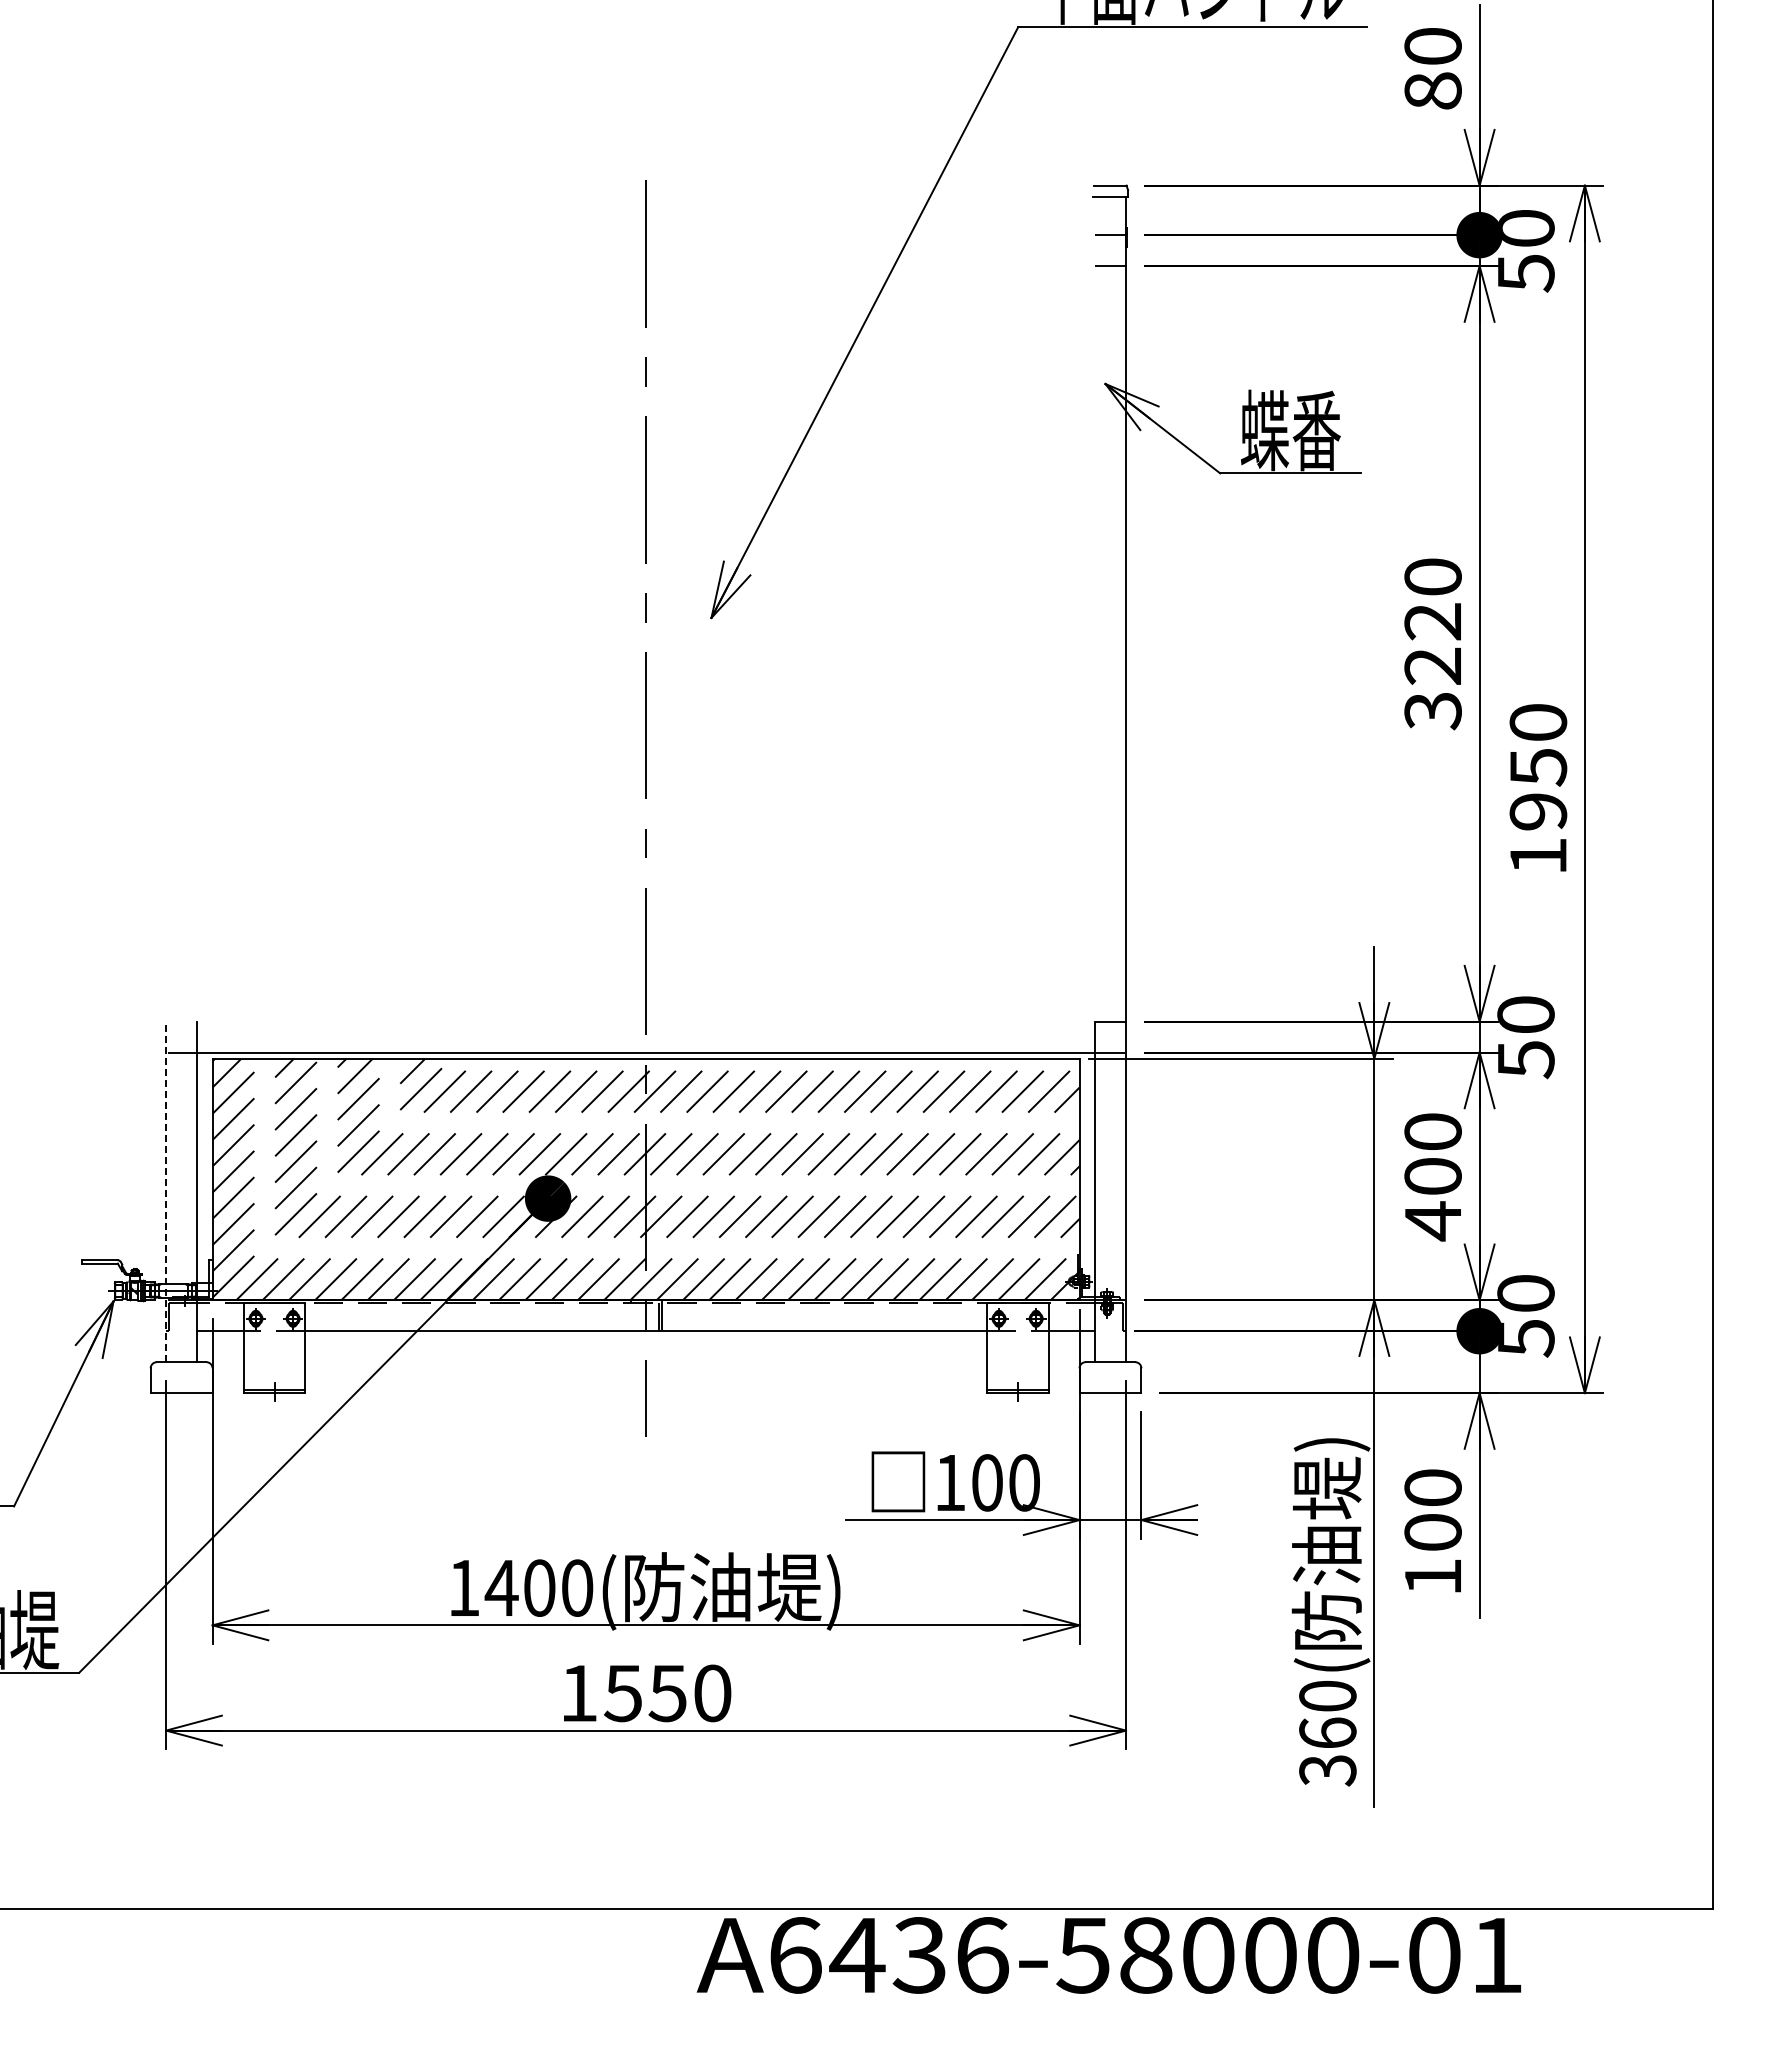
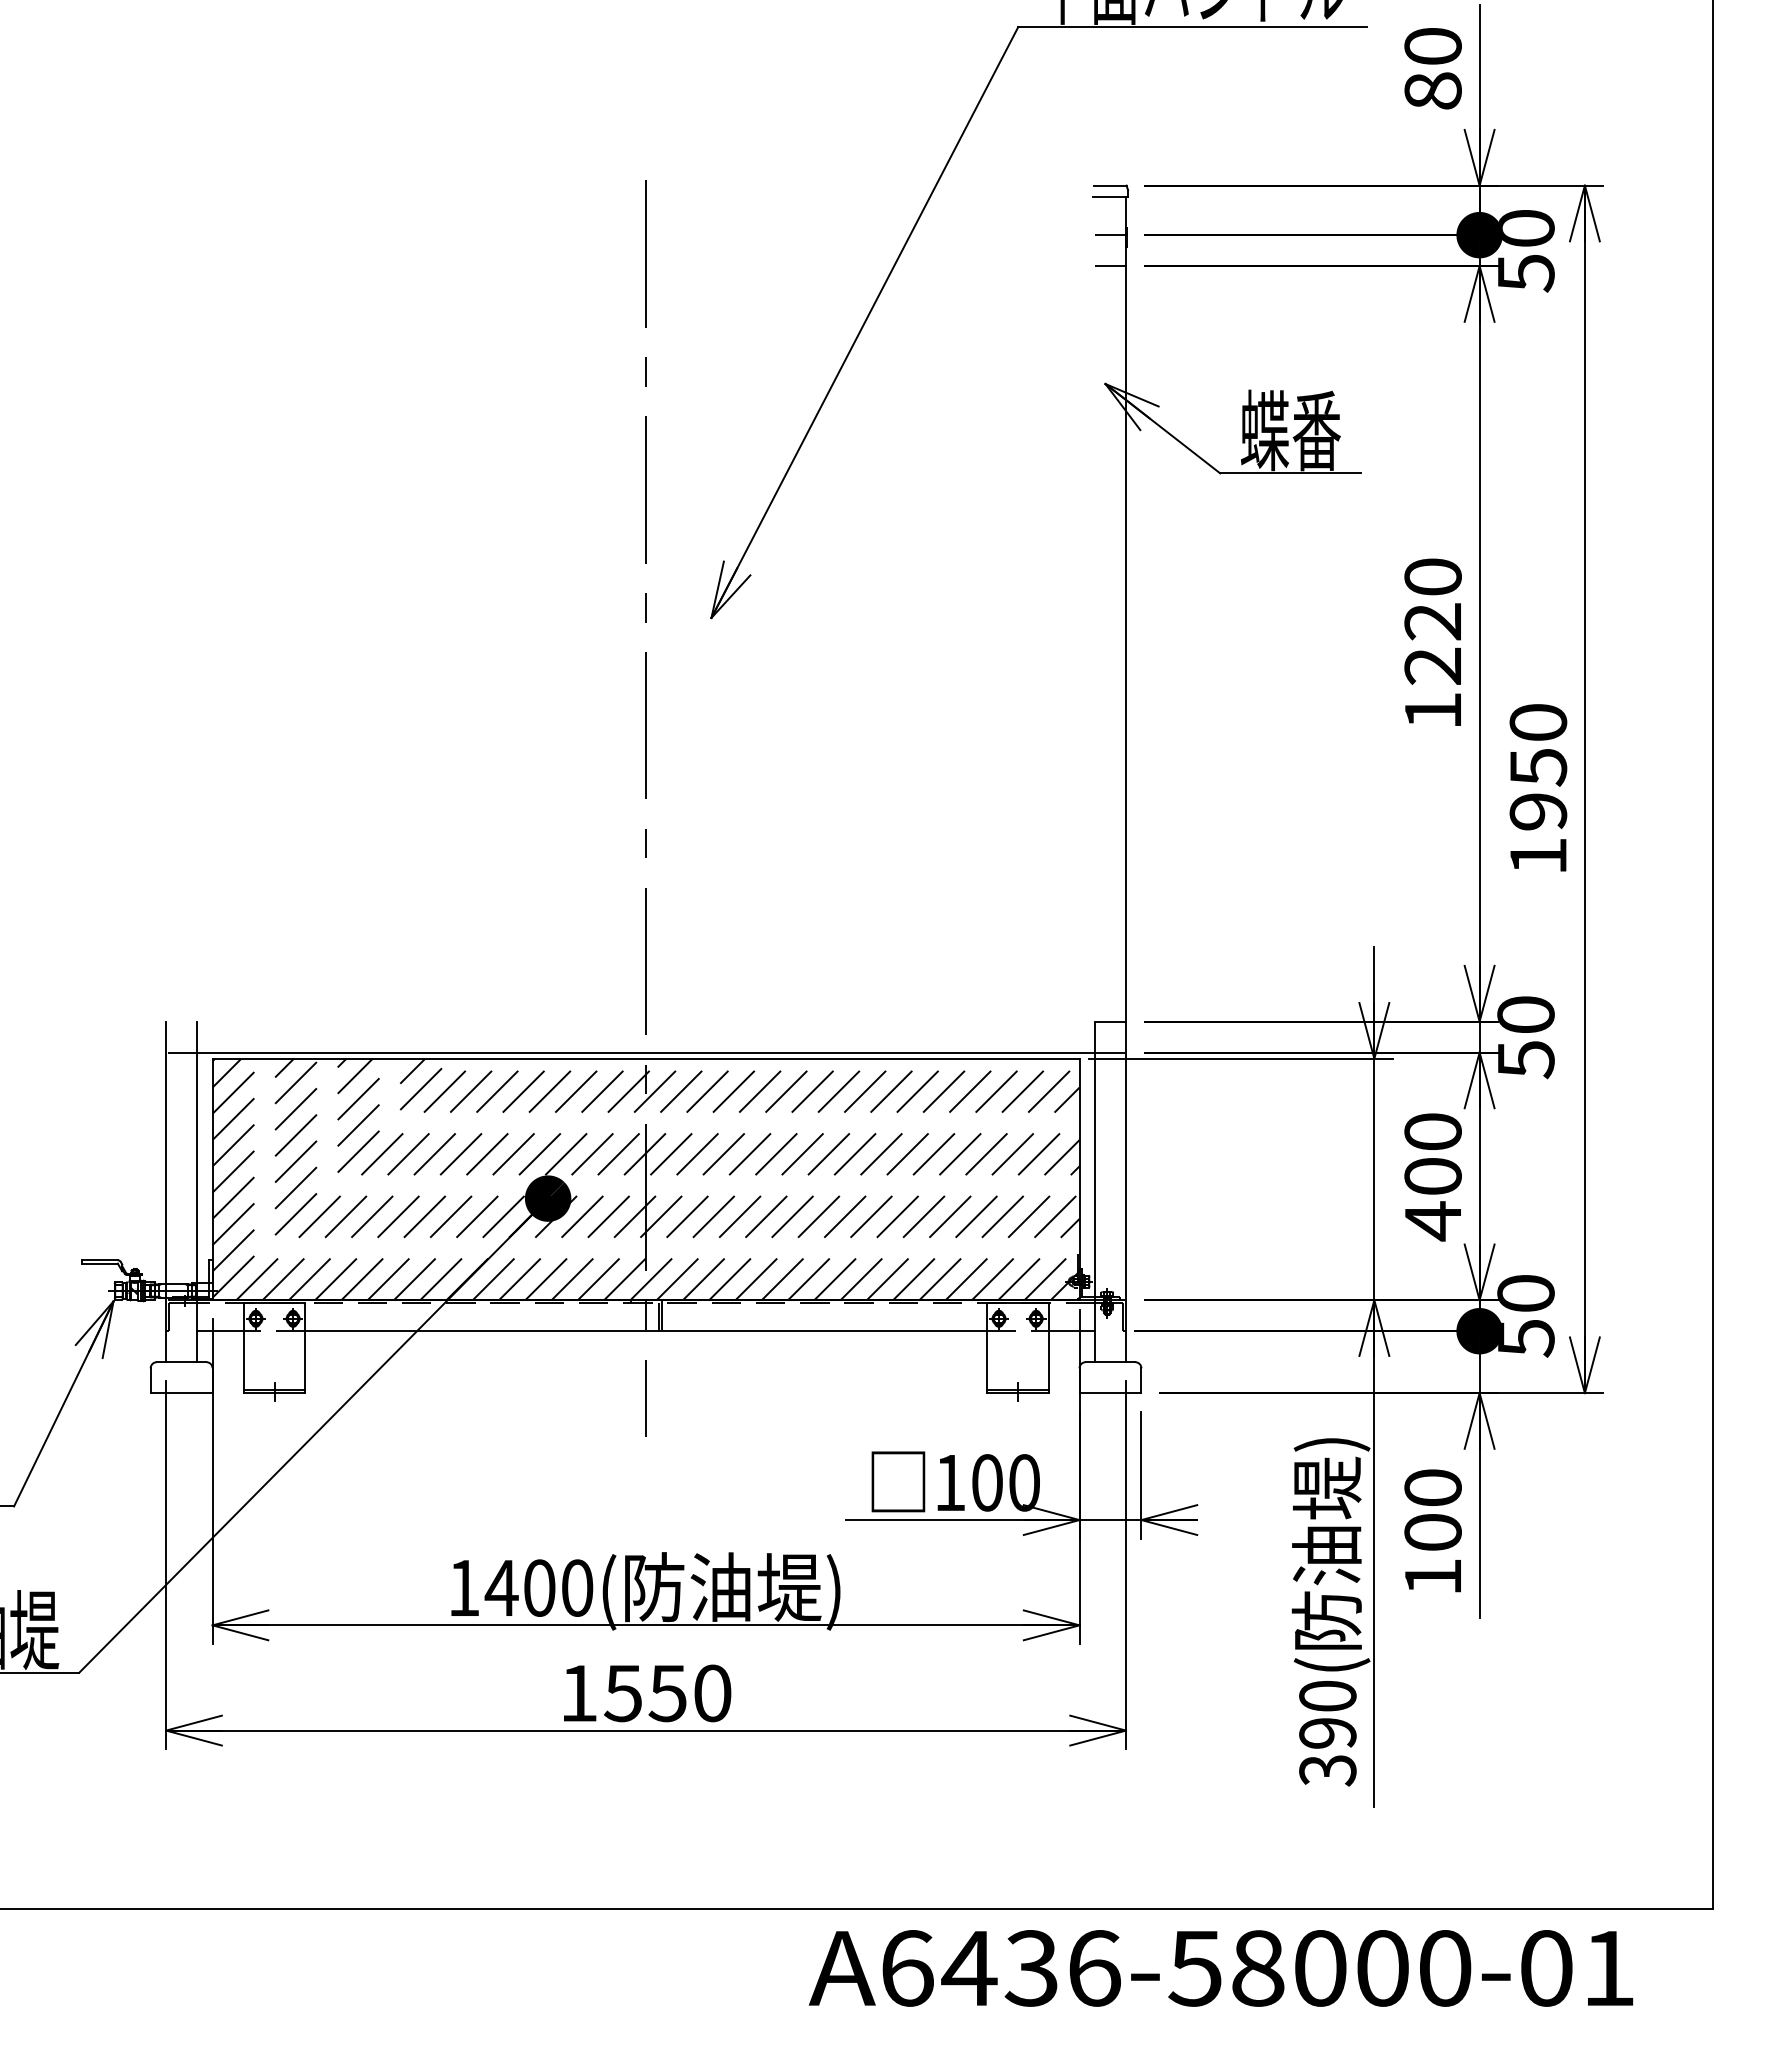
text: 3220 -> 1220 (1432, 711)
line: dashed -> solid (166, 1191)
text: 360( -> 390( (1327, 1732)
text position: (1108, 1955) -> (1220, 1968) (1220, 1968)
